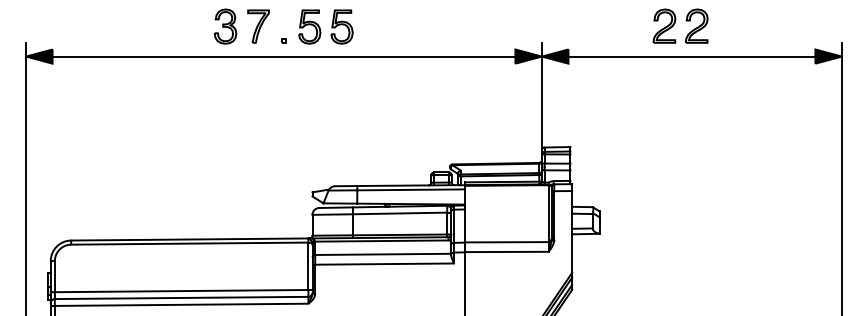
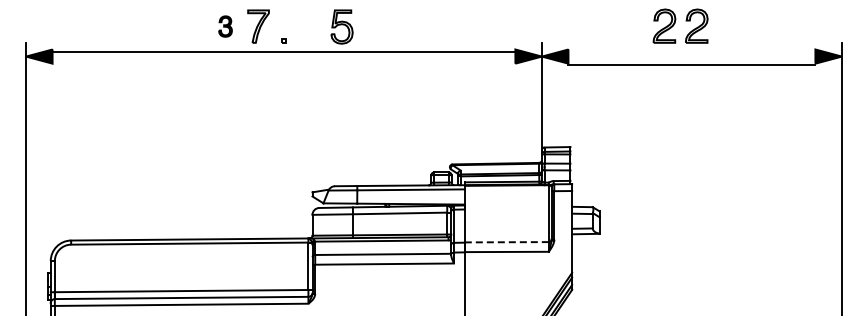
part size: 25x37 px -> 15x23 px (225, 26)
part: present -> none (309, 26)
line position: (283, 56) -> (283, 51) (283, 51)
line position: (691, 56) -> (691, 64) (691, 64)
line: solid -> dashed (506, 242)
